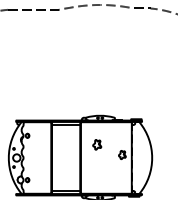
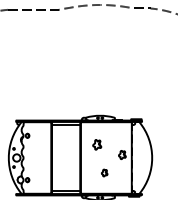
part: none -> present (104, 172)
